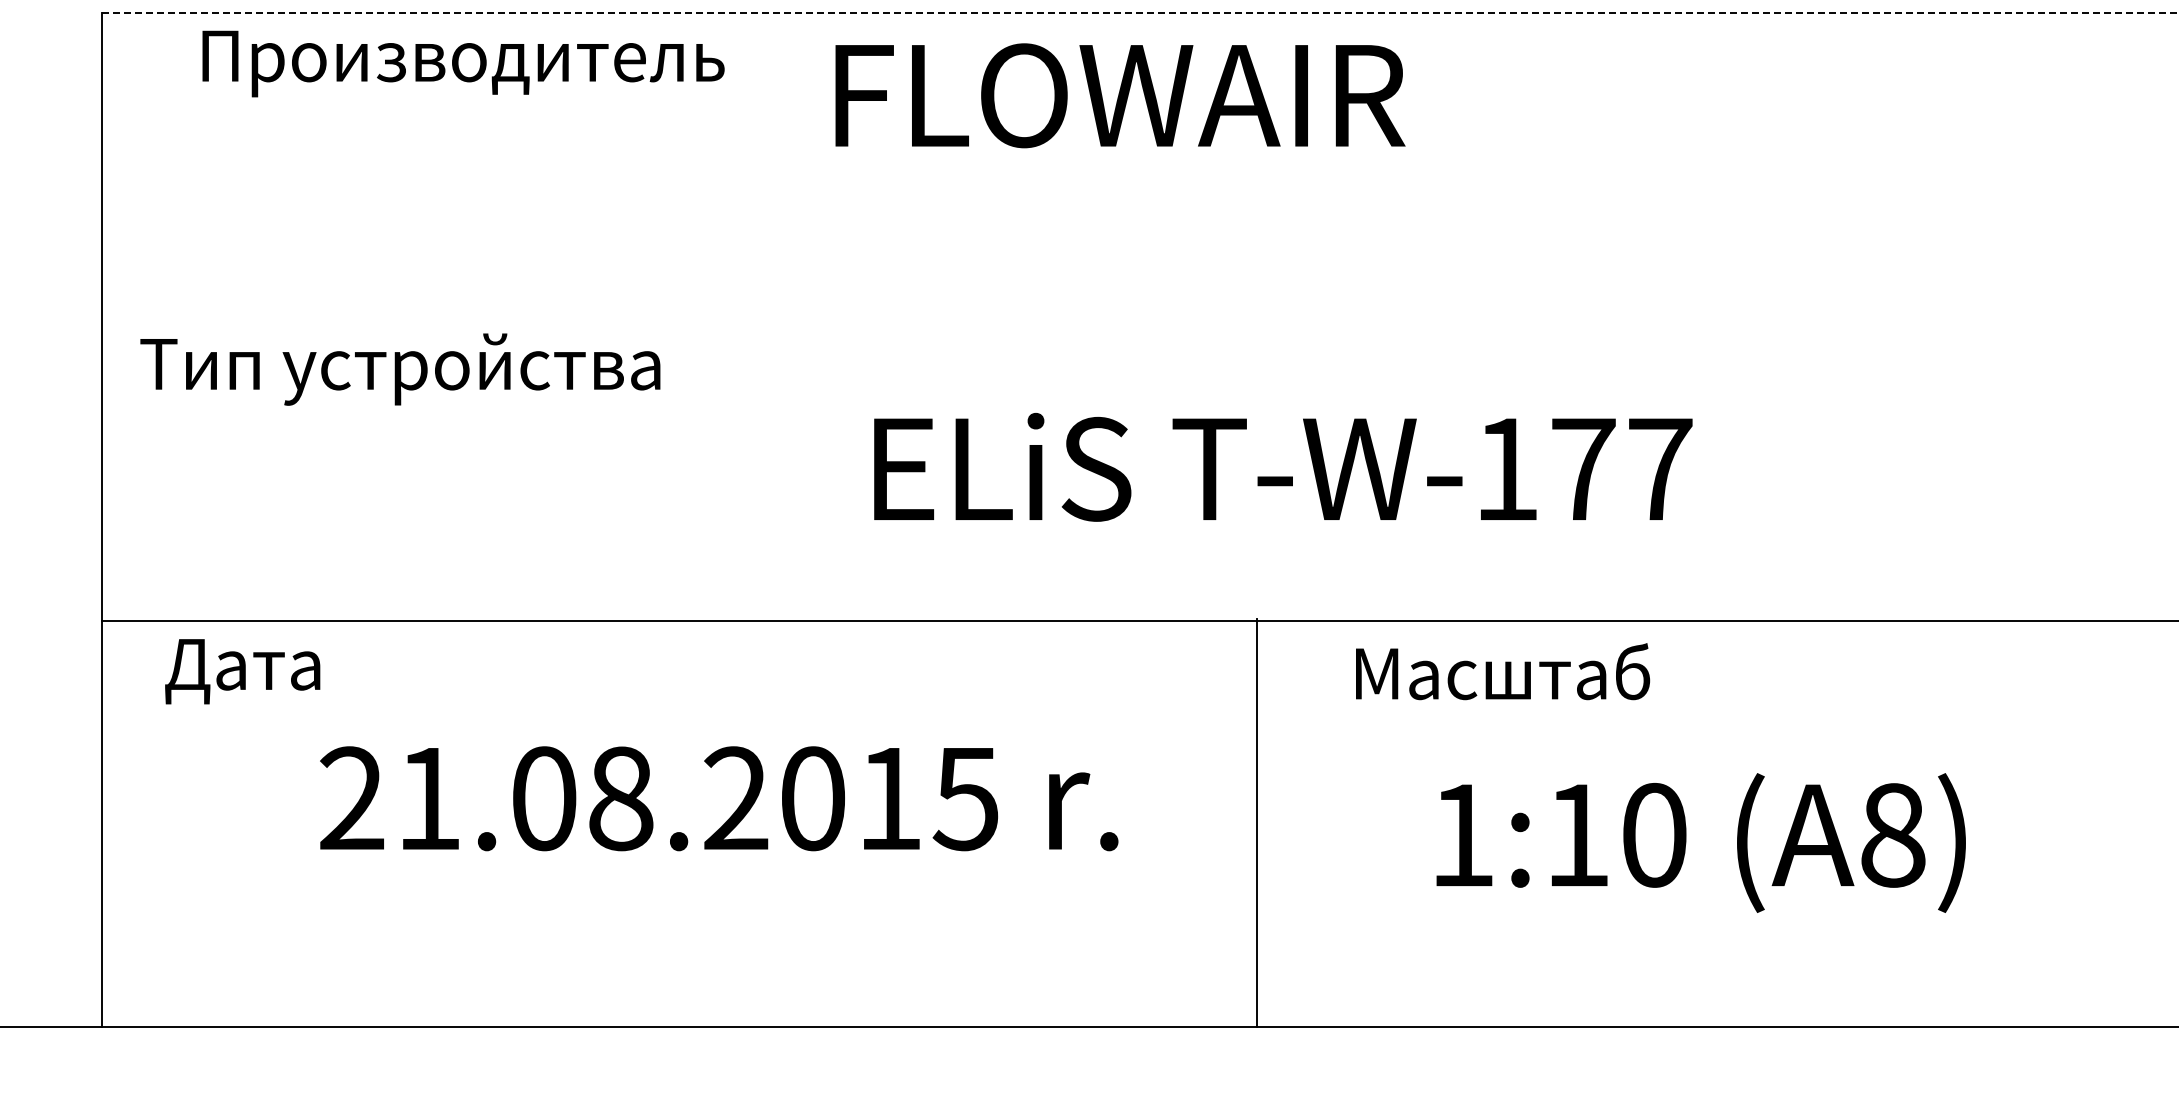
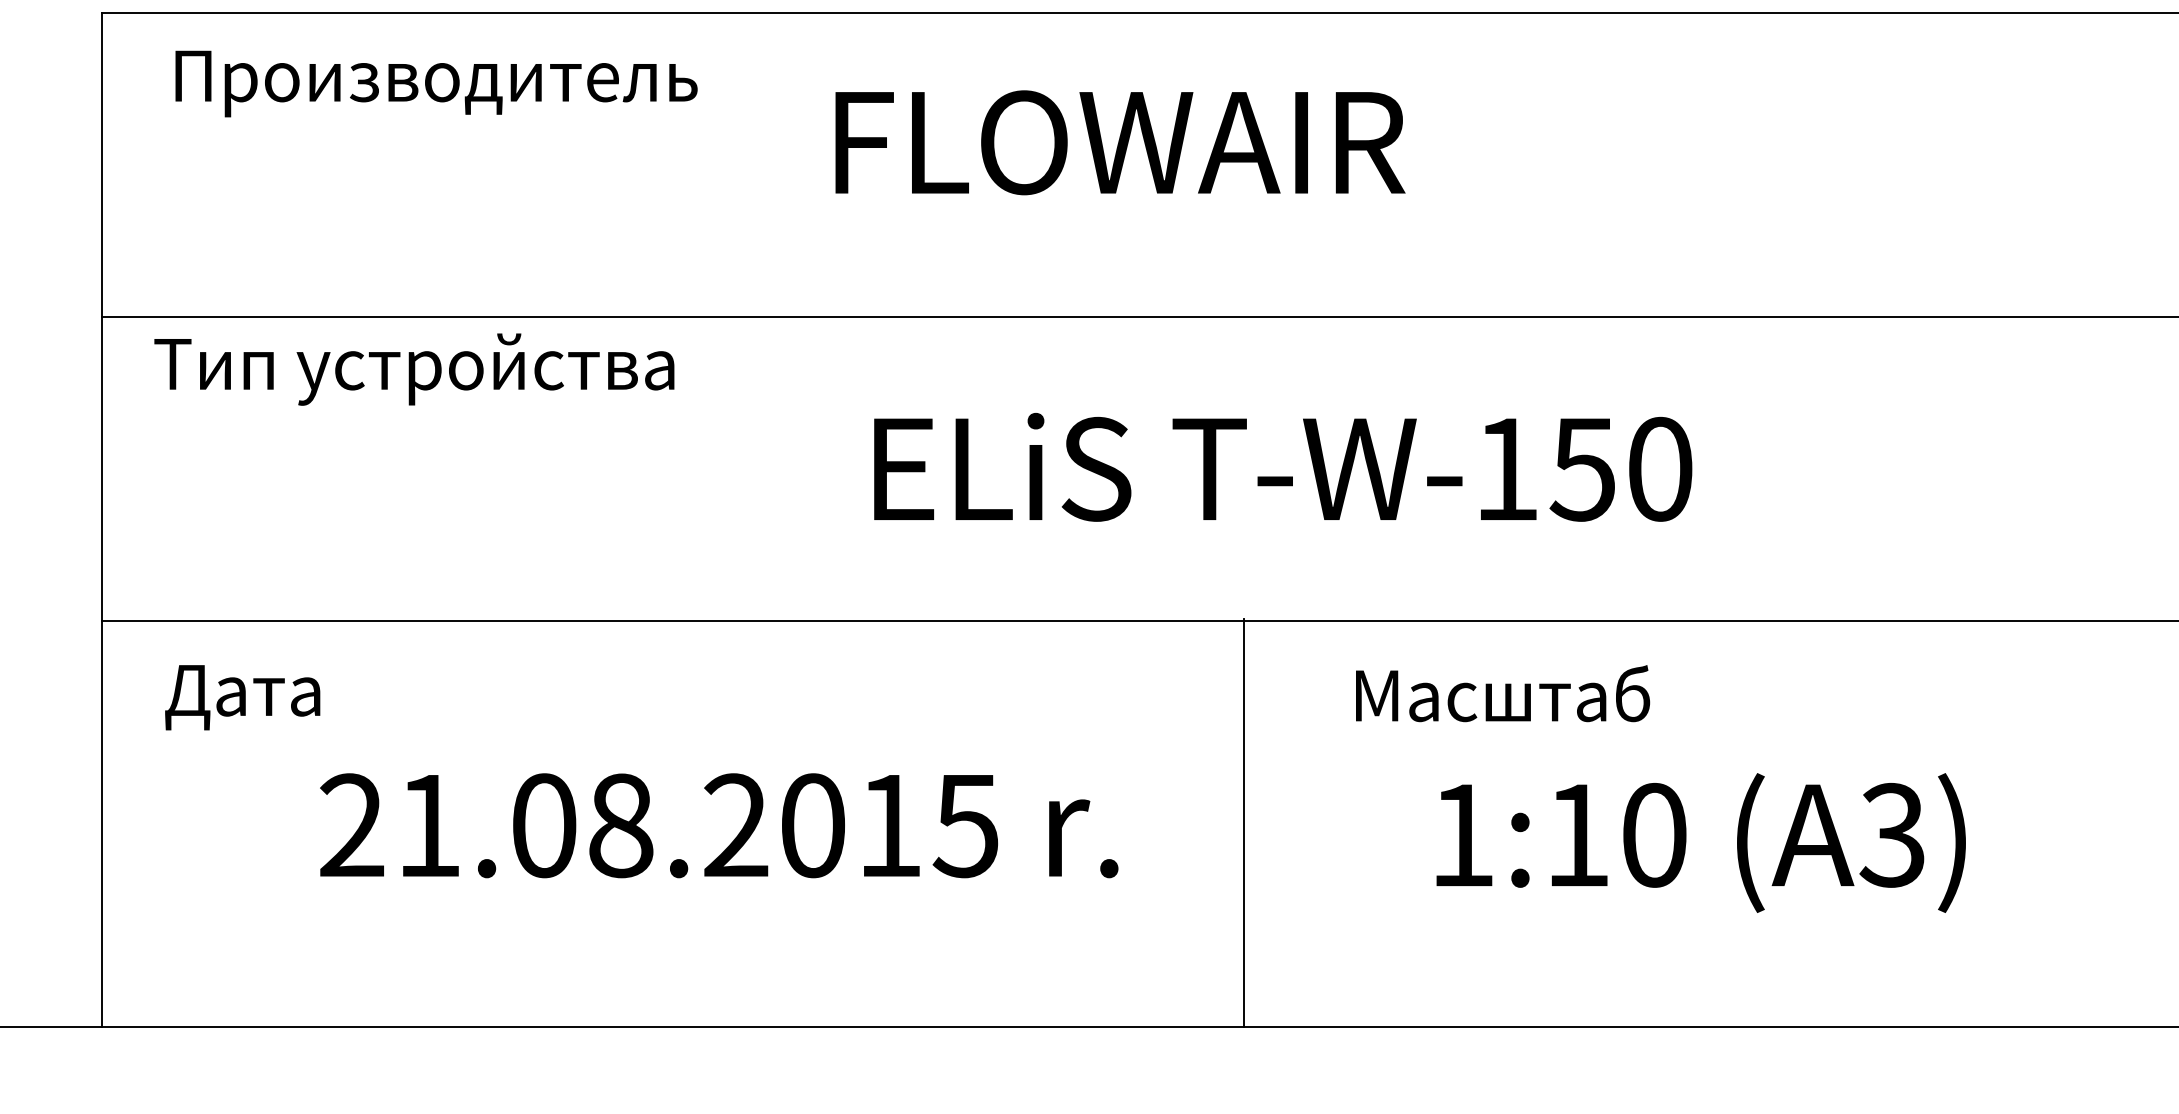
line: dashed -> solid (1140, 12)
text position: (463, 63) -> (436, 83) (436, 83)
text position: (1120, 95) -> (1120, 142) (1120, 142)
line: none -> present (1138, 316)
text position: (400, 369) -> (414, 369) (414, 369)
text: T-W-177 -> T-W-150 (1620, 468)
text position: (242, 671) -> (242, 697) (242, 697)
text position: (1503, 671) -> (1503, 693) (1503, 693)
text position: (719, 798) -> (719, 825) (719, 825)
line position: (1256, 822) -> (1243, 822) (1243, 822)
text: (A8) -> (A3) (1892, 835)
